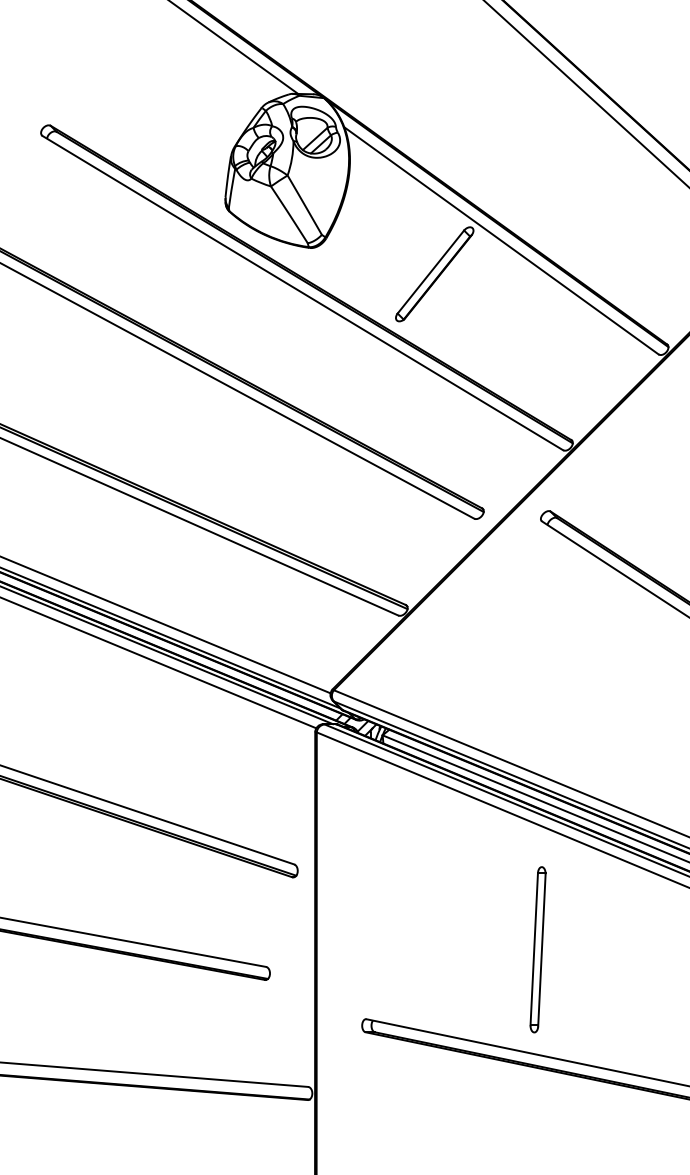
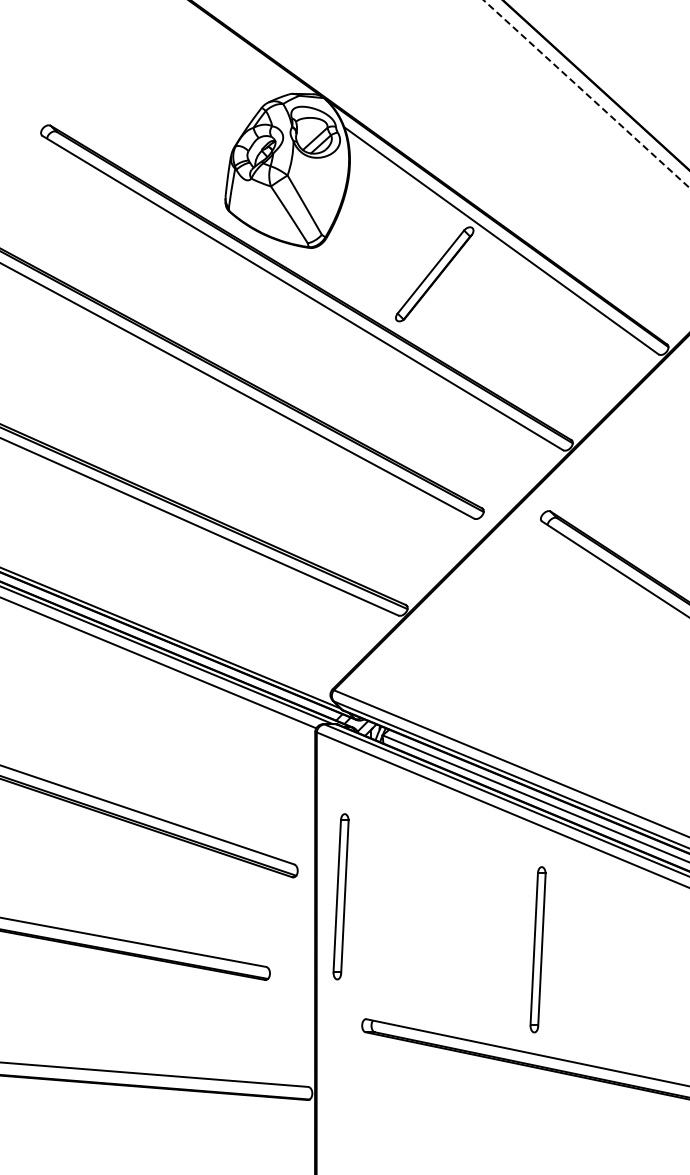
line: present -> none (234, 47)
line: solid -> dashed (586, 94)
line: present -> none (166, 625)
part: none -> present (340, 896)
